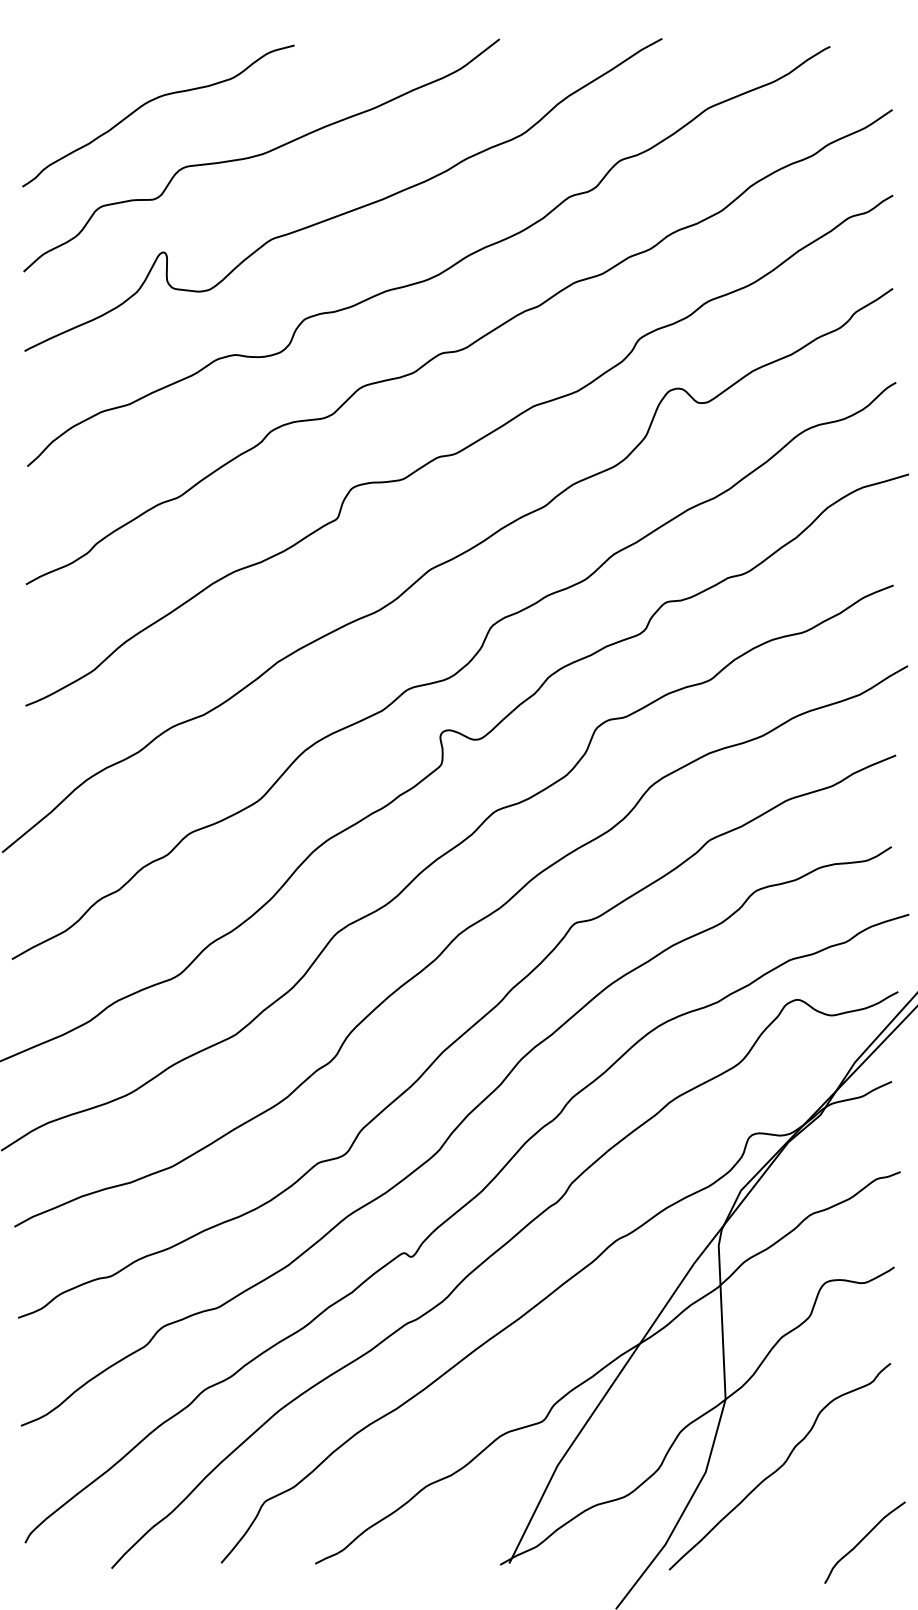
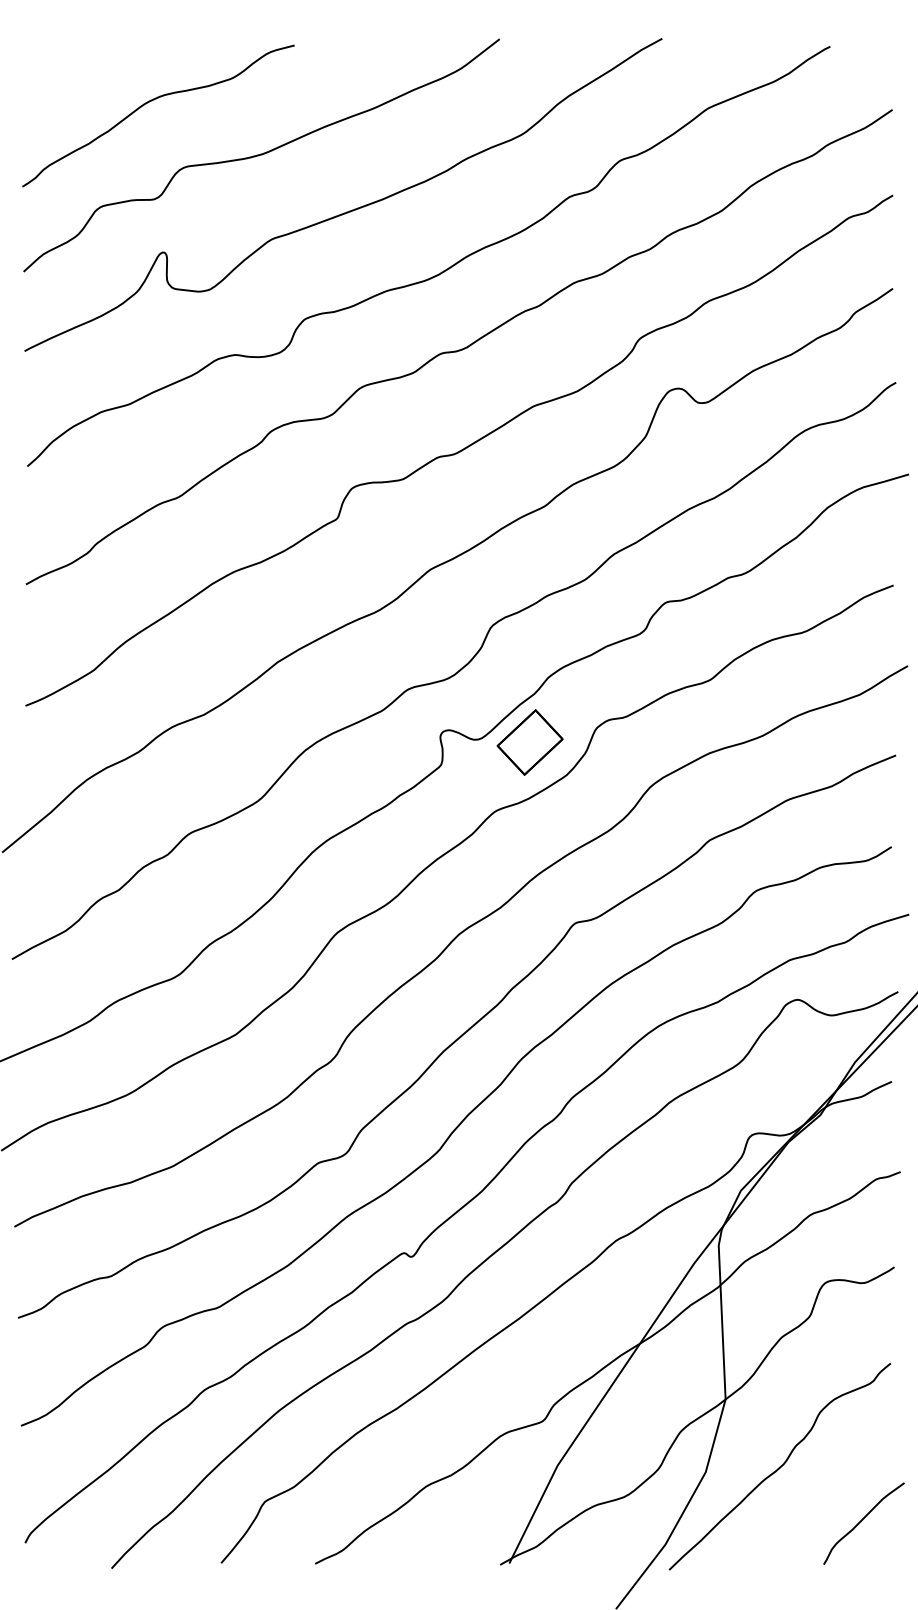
part: none -> present (529, 742)
curve position: (862, 1540) -> (861, 1521) (861, 1521)
